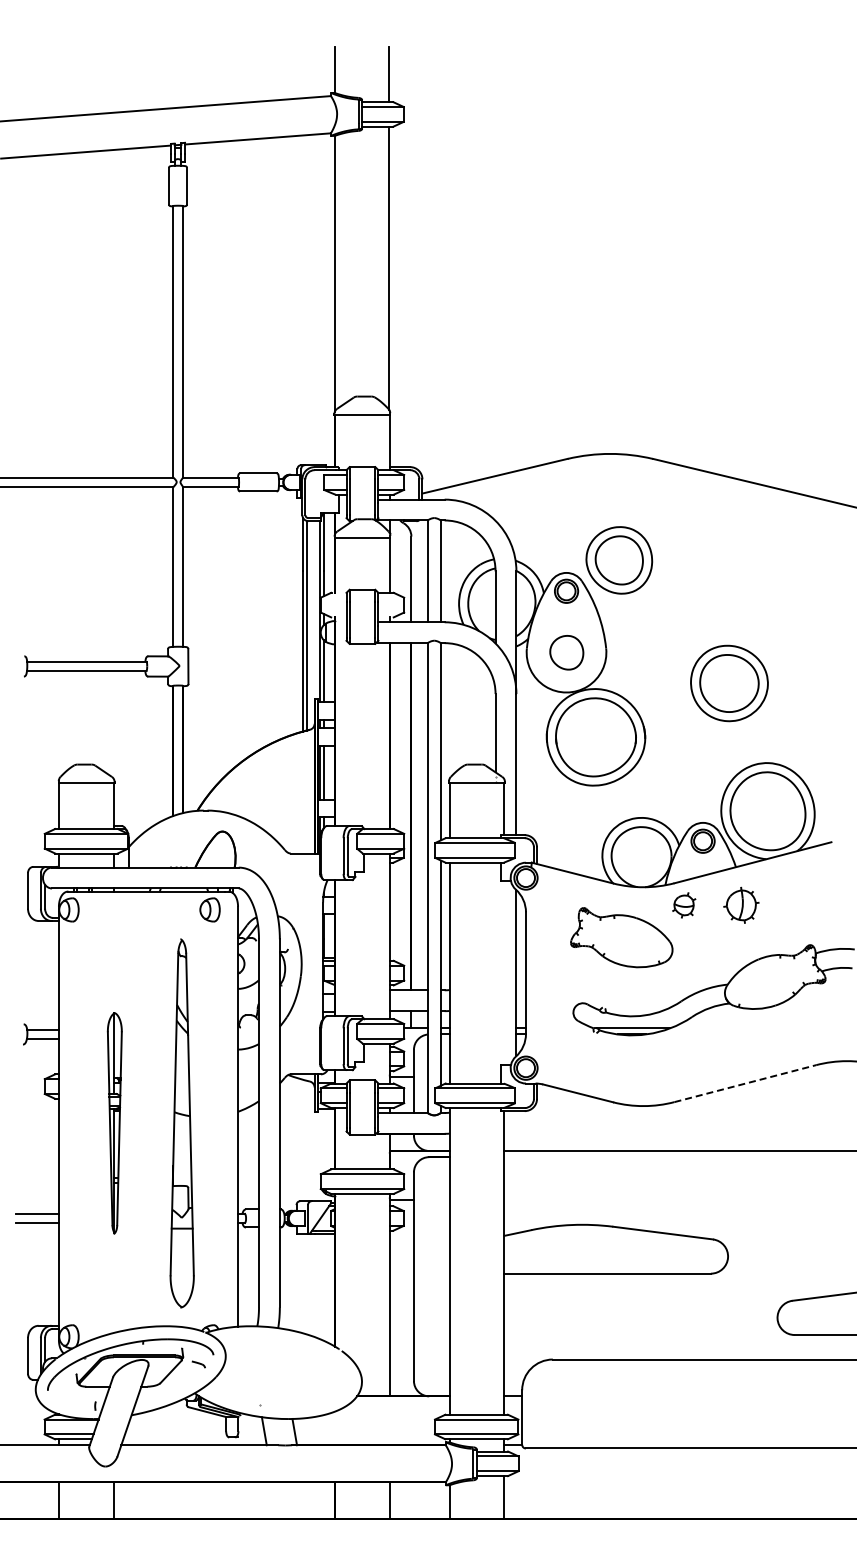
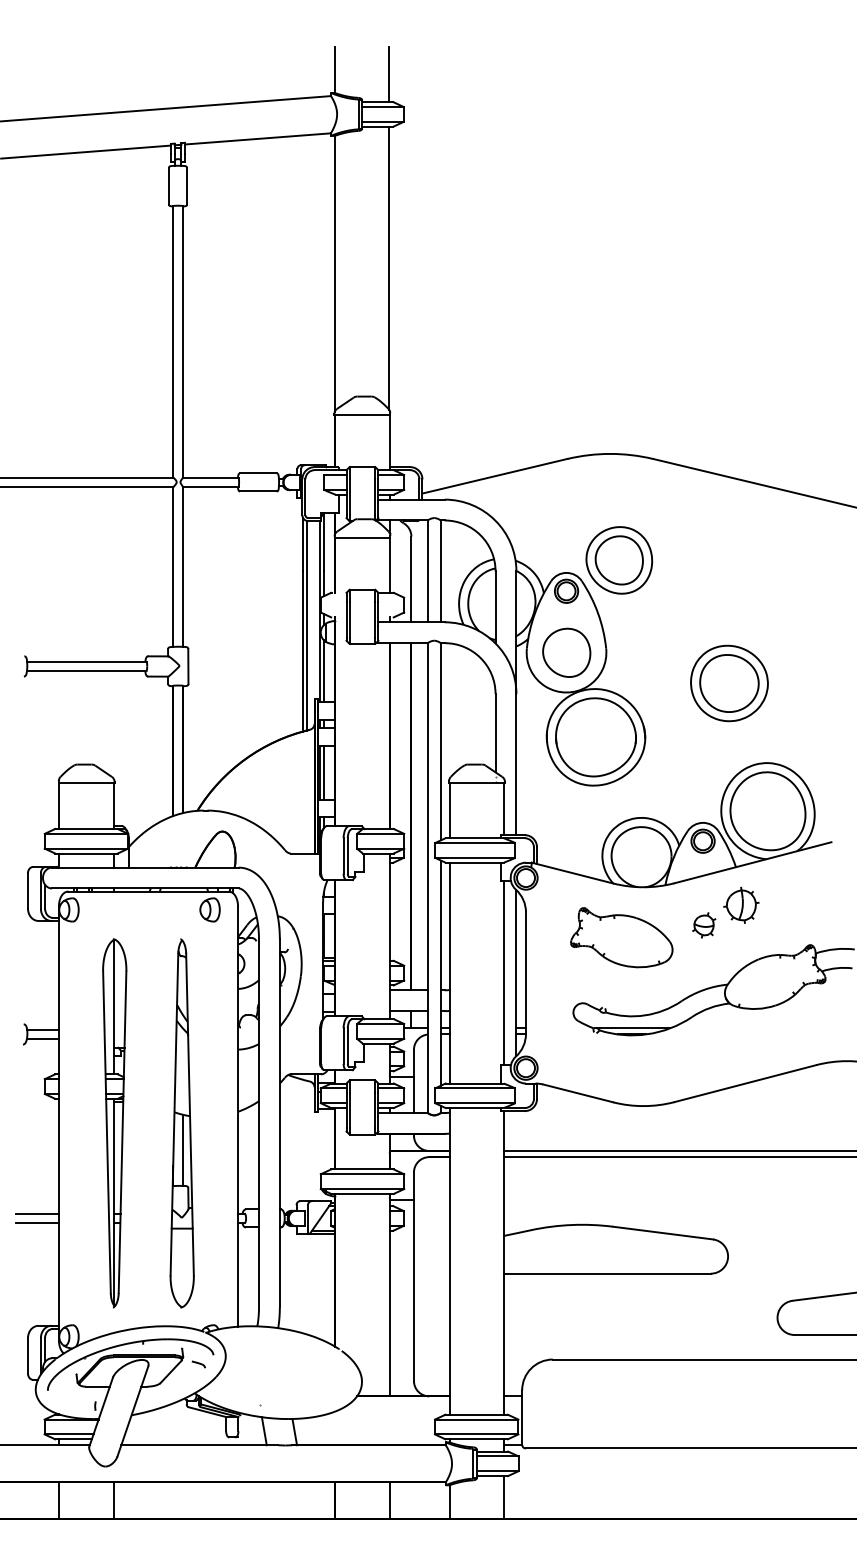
part size: 36x36 px -> 50x51 px (566, 652)
part position: (684, 905) -> (704, 925) (704, 925)
line: none -> present (504, 973)
line: dashed -> solid (745, 1083)
part size: 17x223 px -> 26x371 px (114, 1123)
line: none -> present (183, 1149)
line: none -> present (678, 1157)
